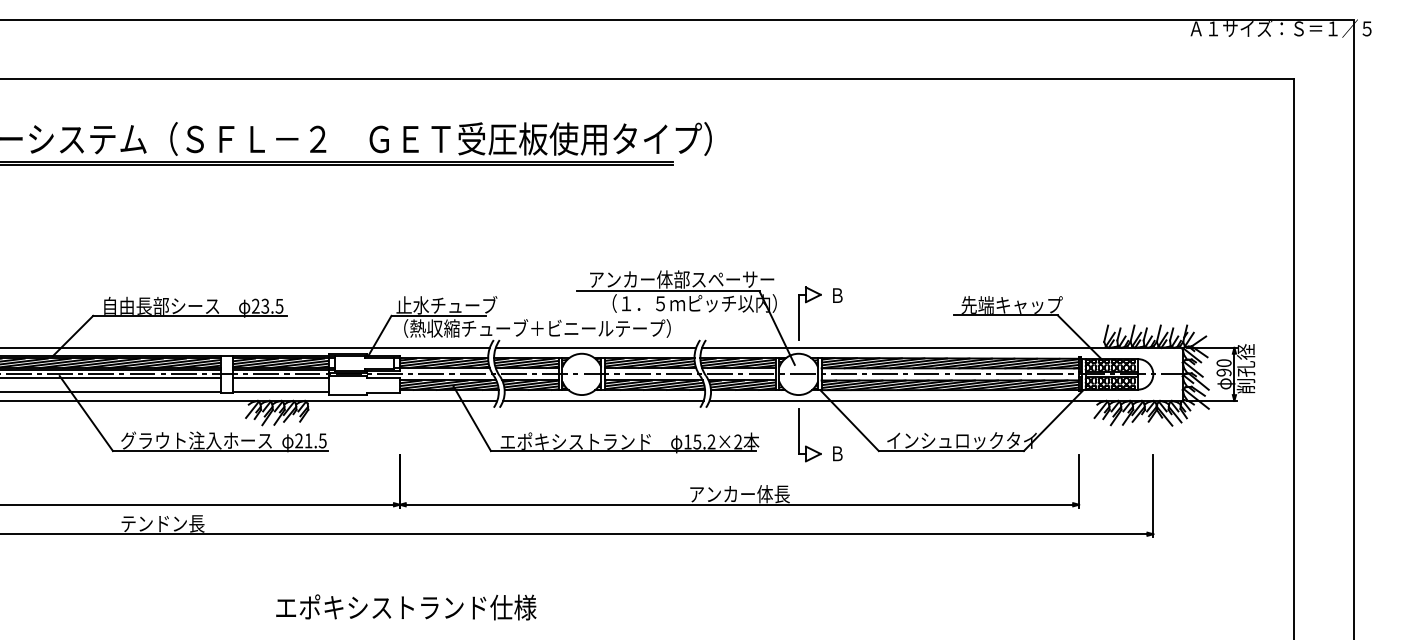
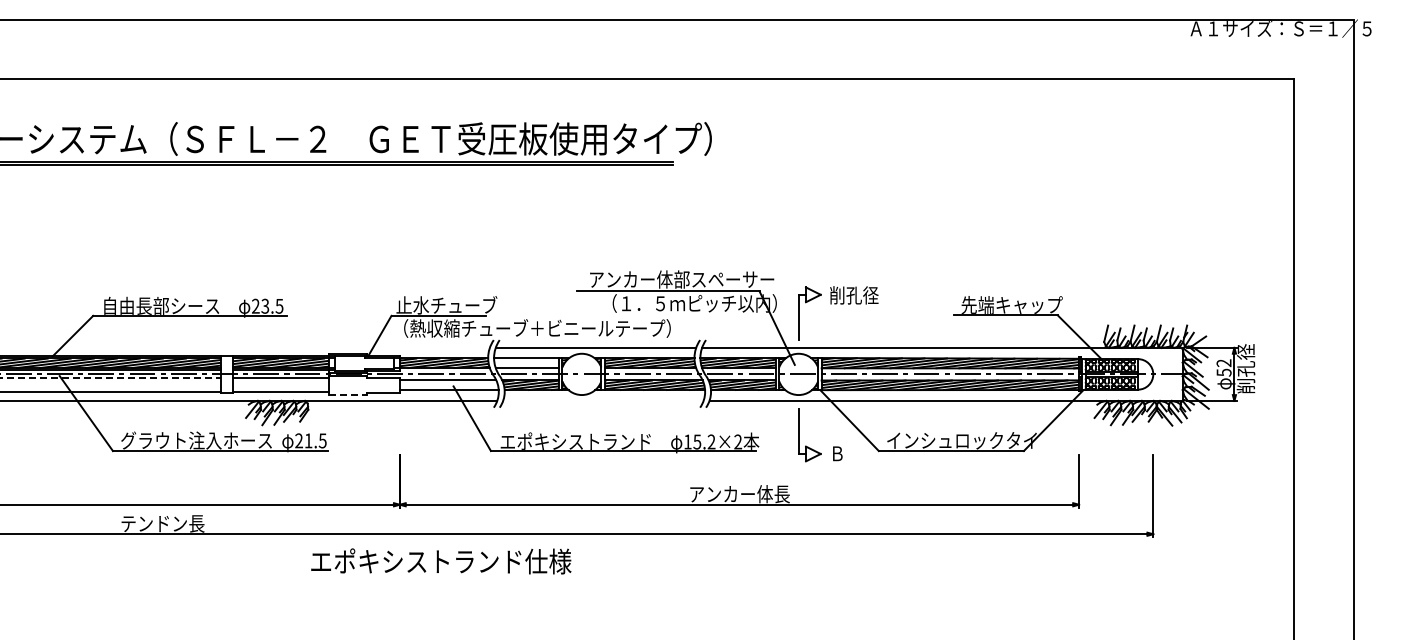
text: Ｂ -> 削孔径 (854, 295)
line: present -> none (245, 347)
hatch: present -> none (526, 363)
text: 90 -> 52 (1223, 367)
line: solid -> dashed (110, 378)
hatch: present -> none (448, 385)
line: solid -> dashed (347, 394)
line: present -> none (603, 400)
text position: (406, 607) -> (441, 561) (441, 561)
